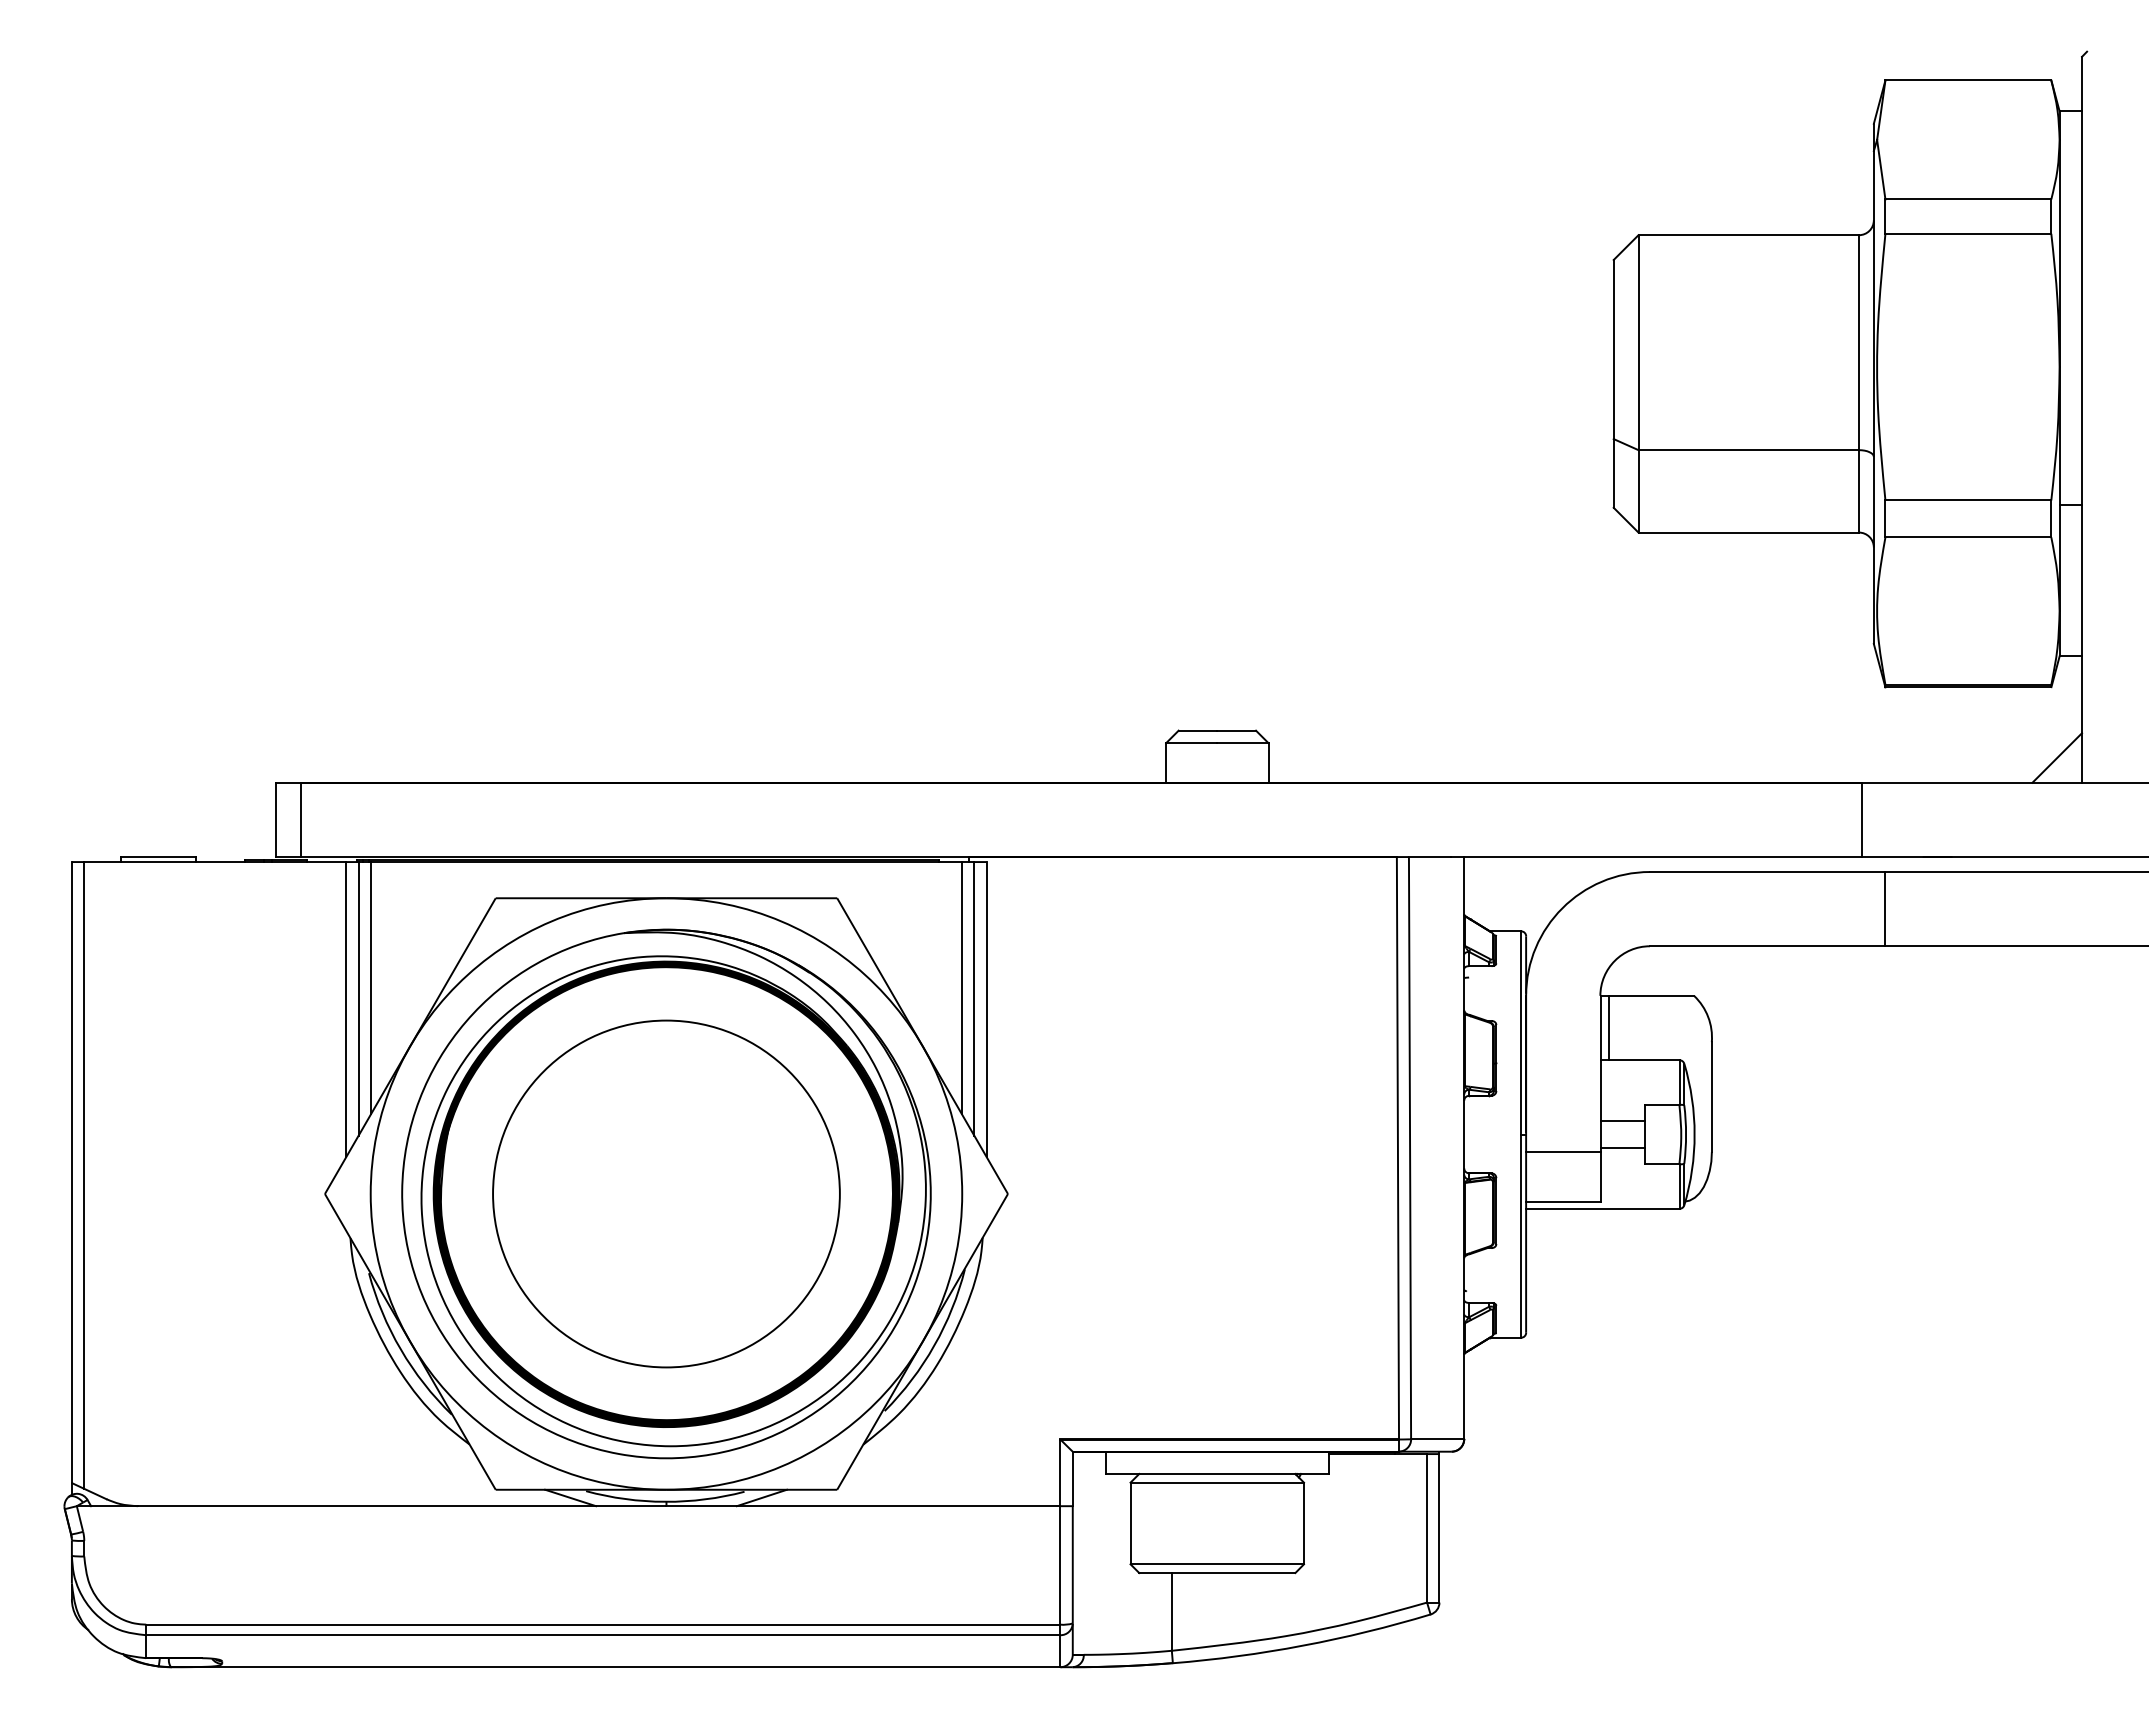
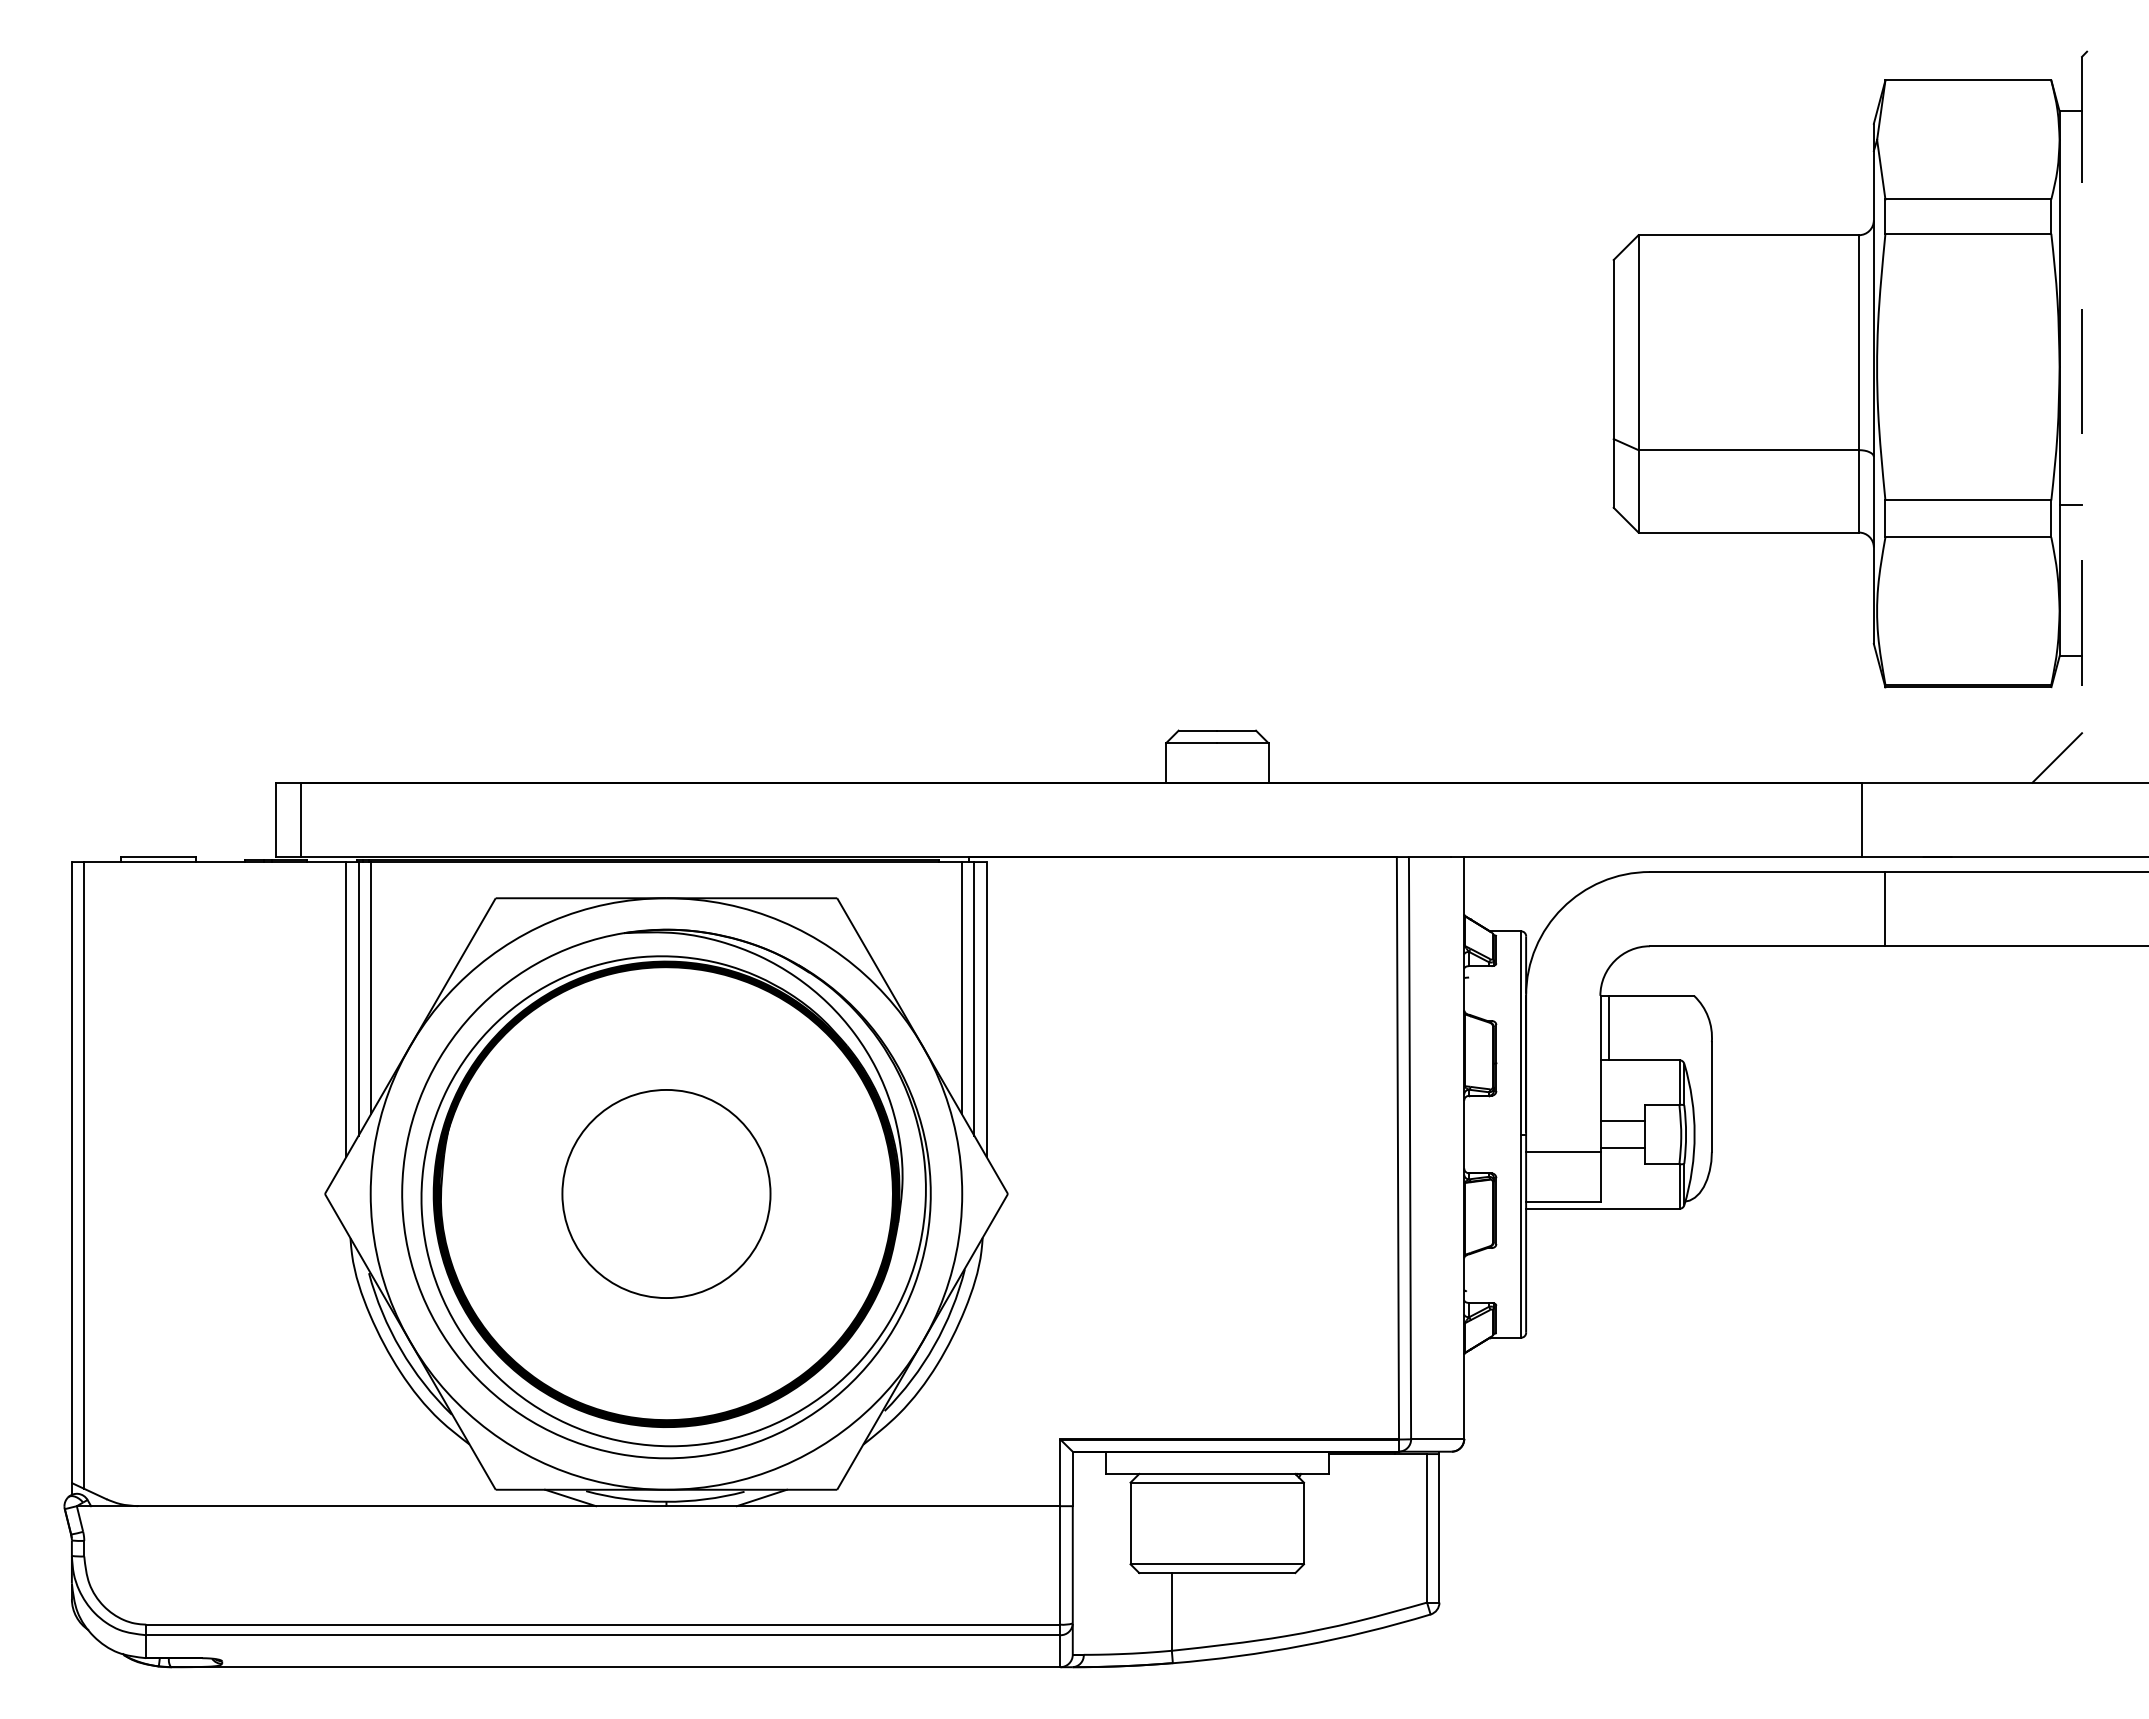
line: solid -> dashed (2082, 419)
circle diameter: 347 px -> 208 px (666, 1193)
